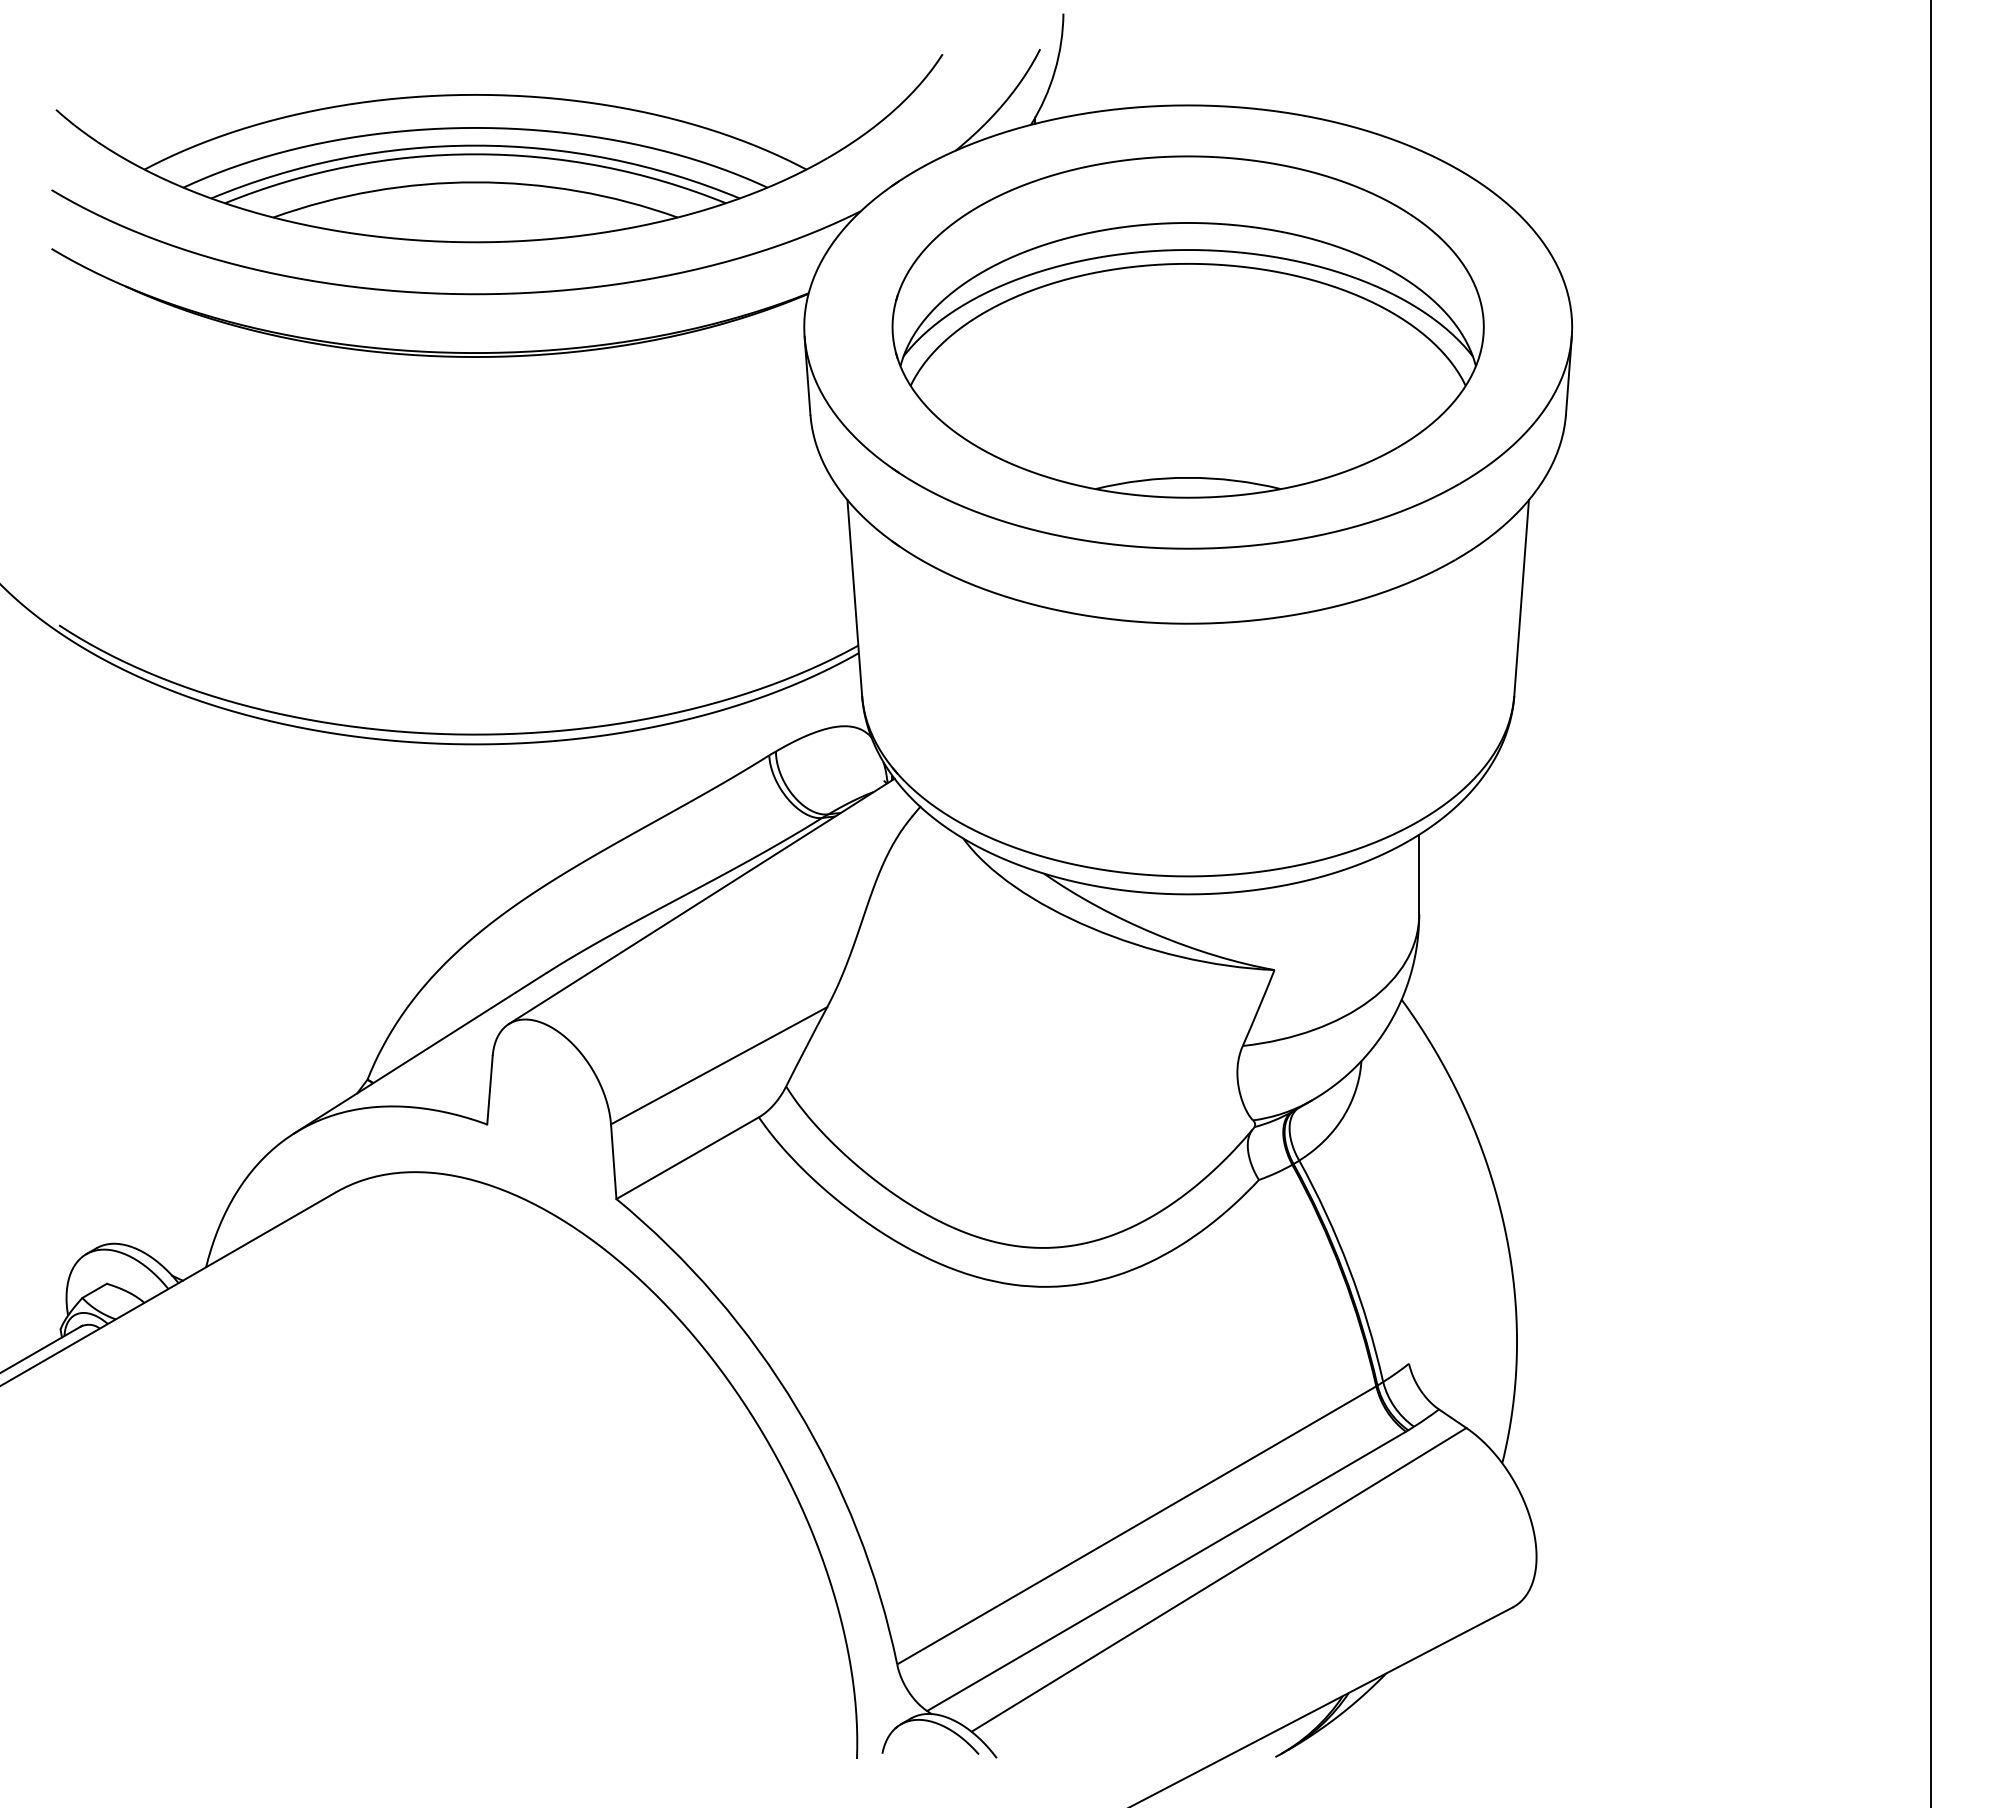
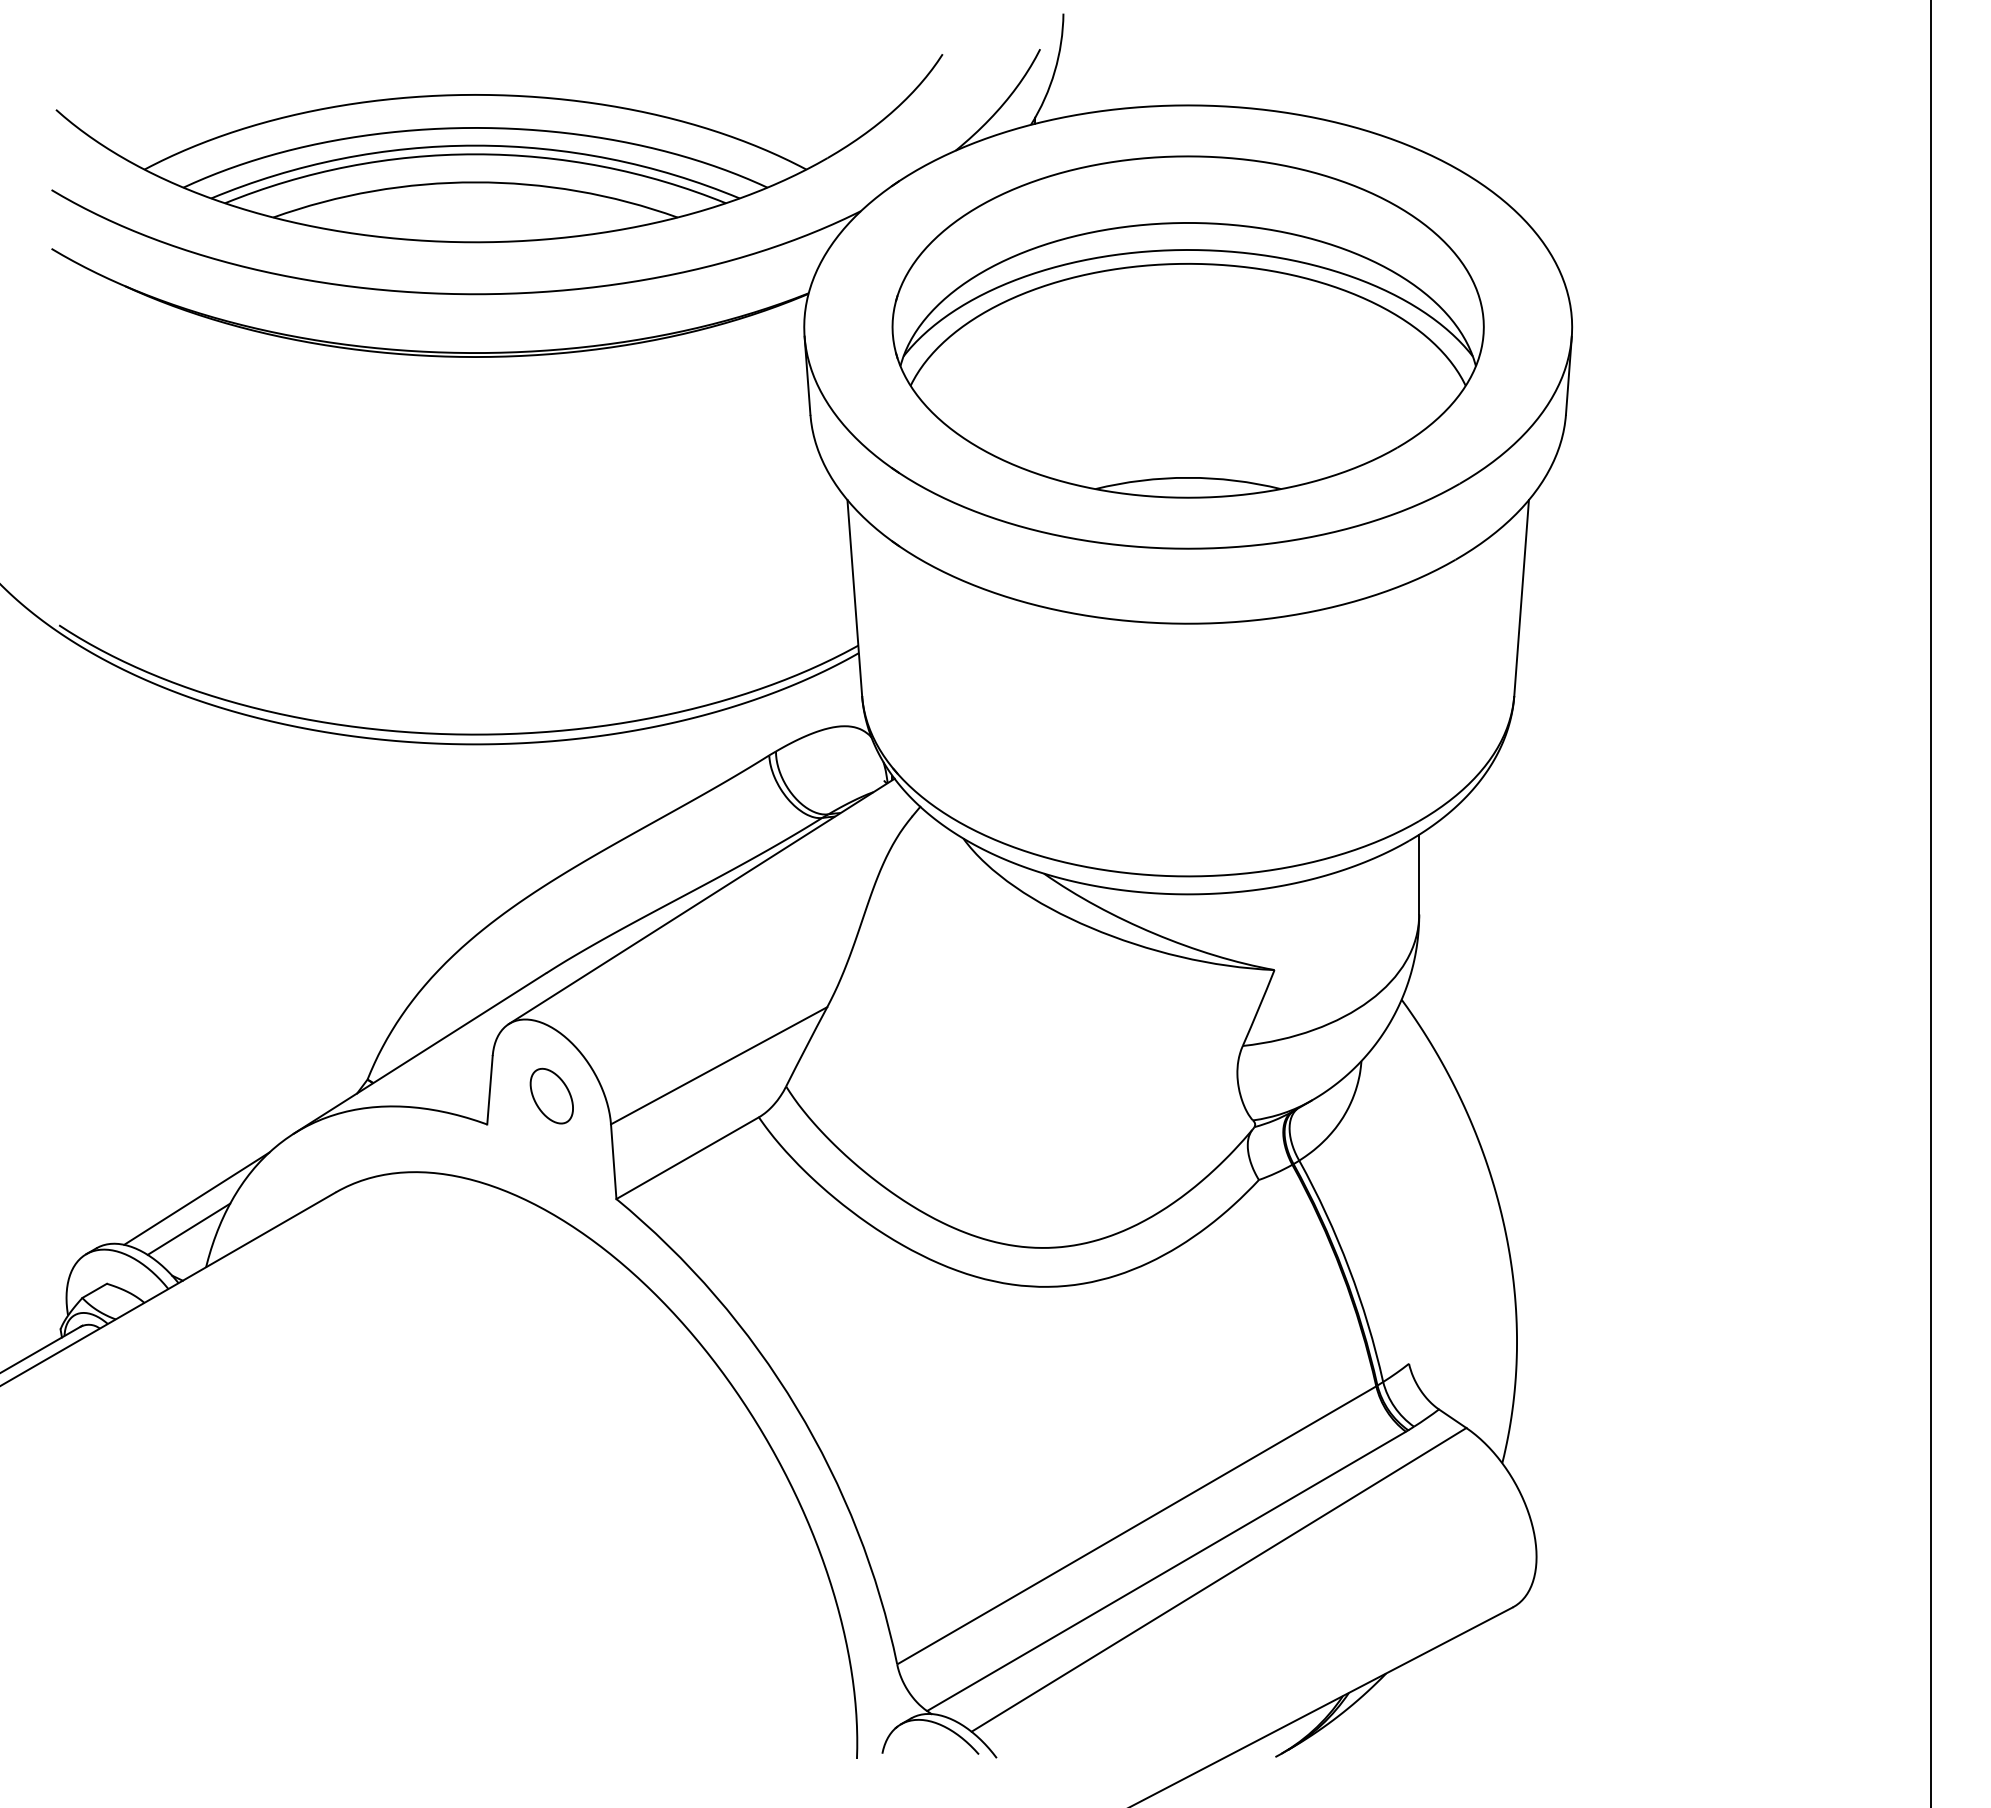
part: none -> present (551, 1095)
line: none -> present (196, 1198)
line: none -> present (188, 1228)
